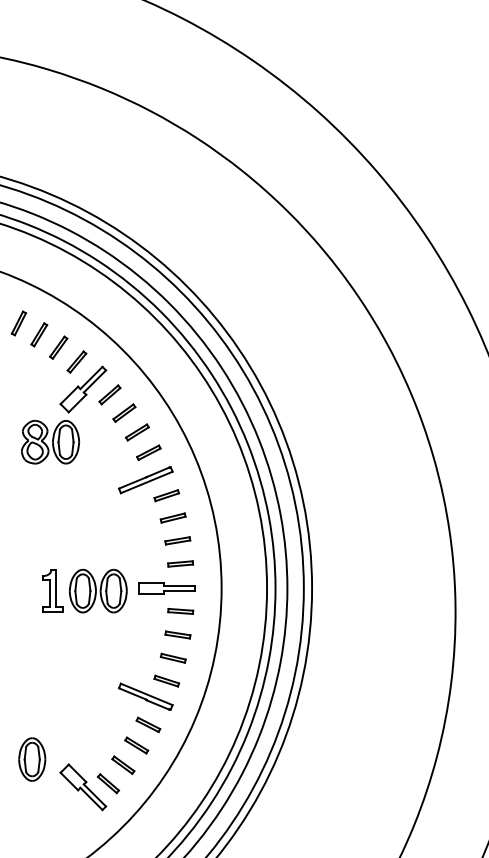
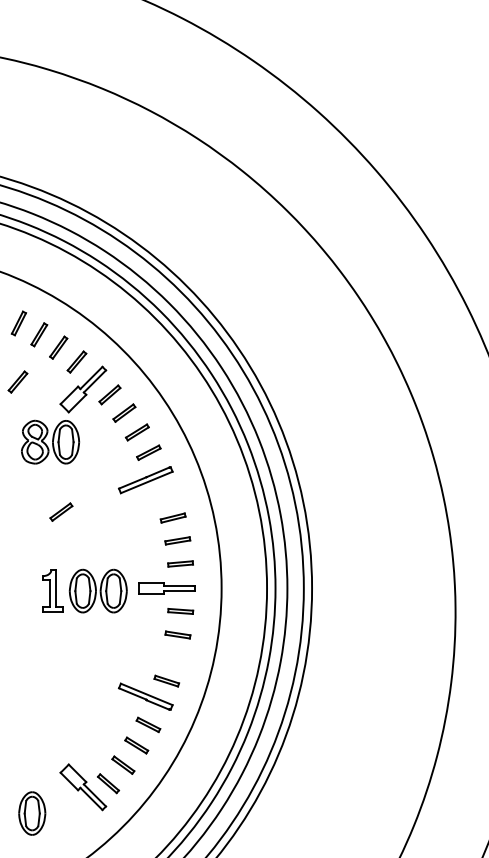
part: none -> present (17, 381)
part: present -> none (166, 495)
part: none -> present (61, 511)
part: present -> none (172, 657)
part position: (32, 759) -> (32, 813) (32, 813)
